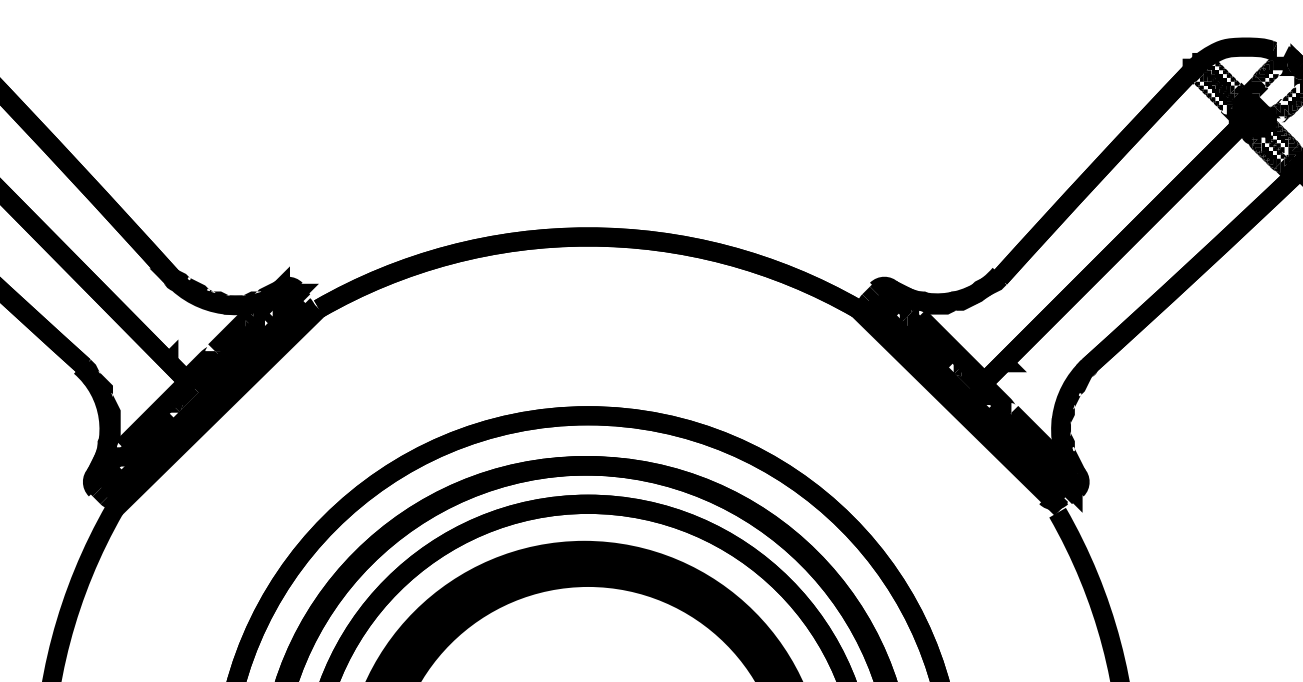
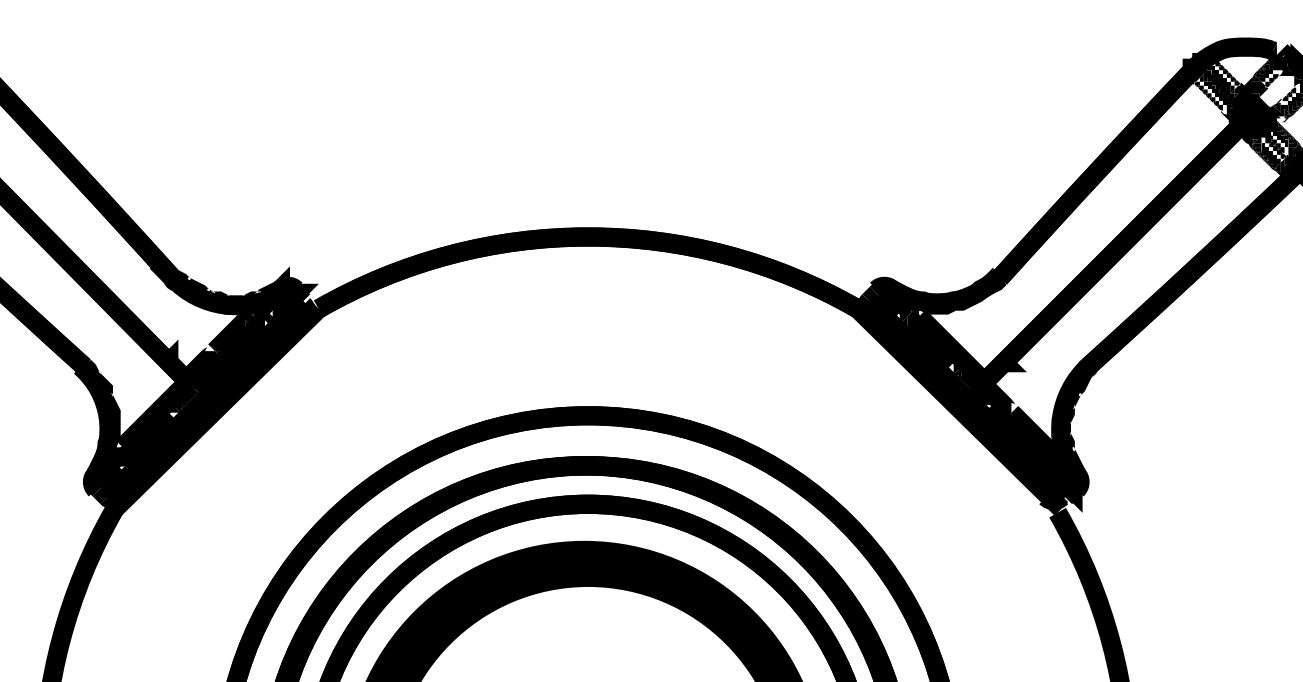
fill: none -> present (1282, 52)
